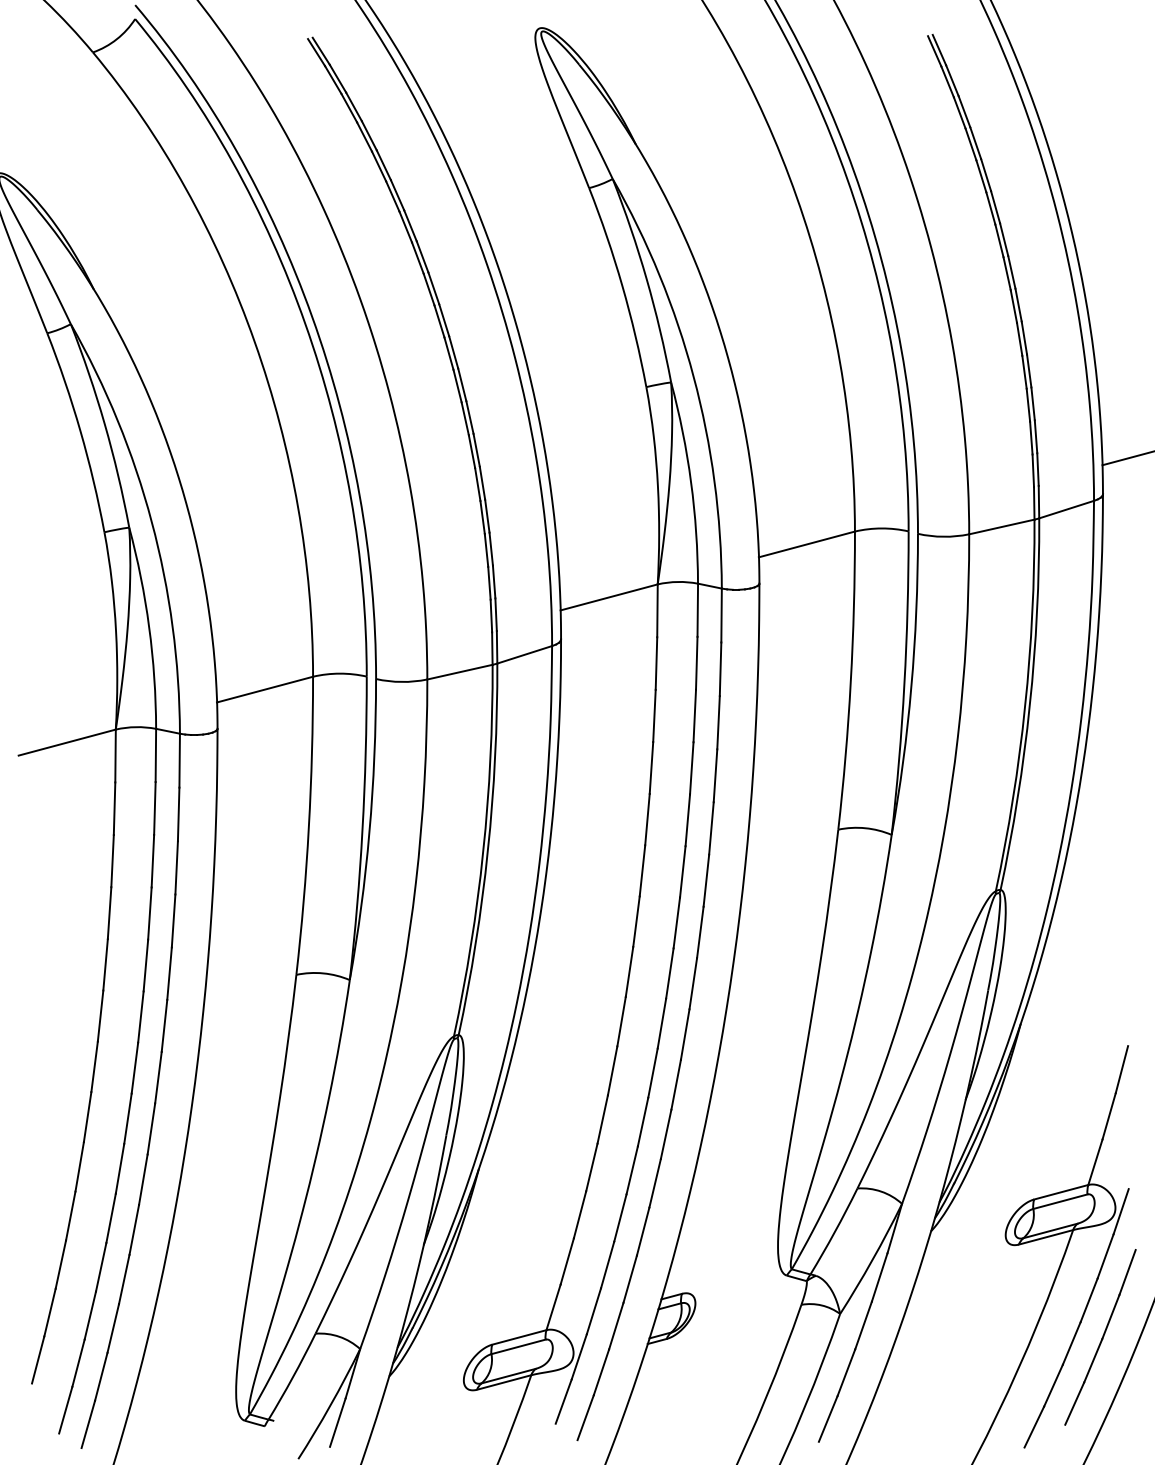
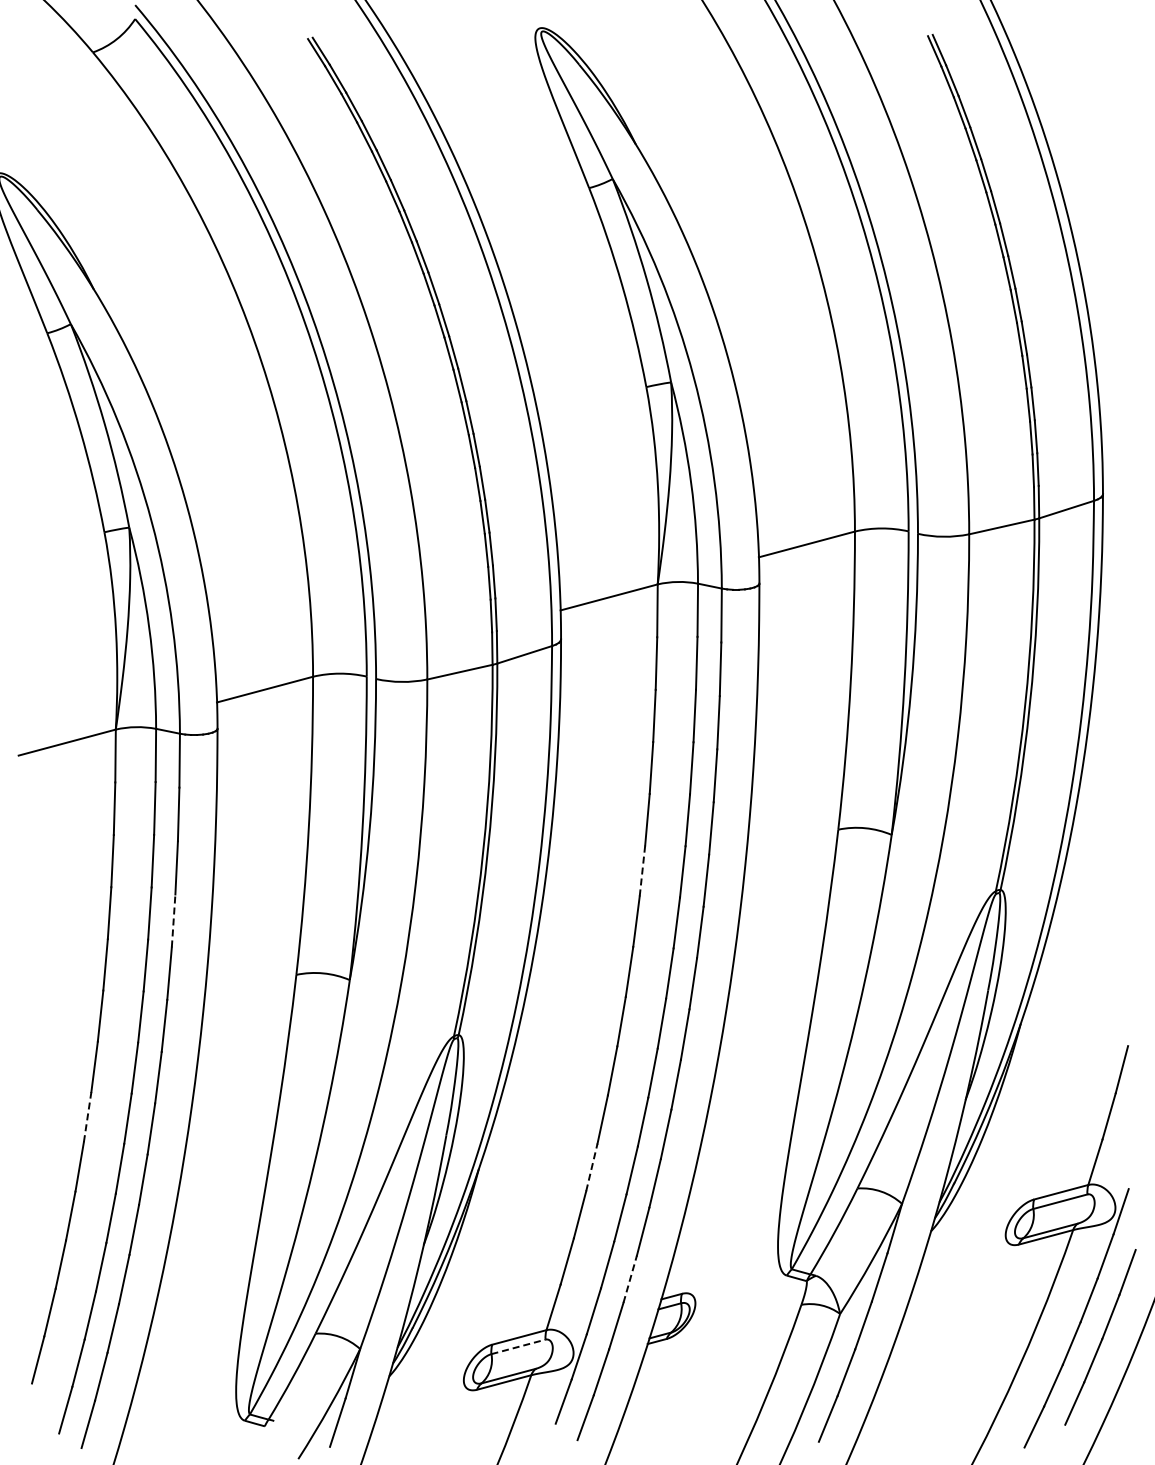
line: present -> none (1126, 458)
line: solid -> dashed (642, 870)
line: solid -> dashed (173, 920)
line: solid -> dashed (87, 1116)
line: solid -> dashed (591, 1166)
line: solid -> dashed (630, 1279)
line: solid -> dashed (519, 1346)
